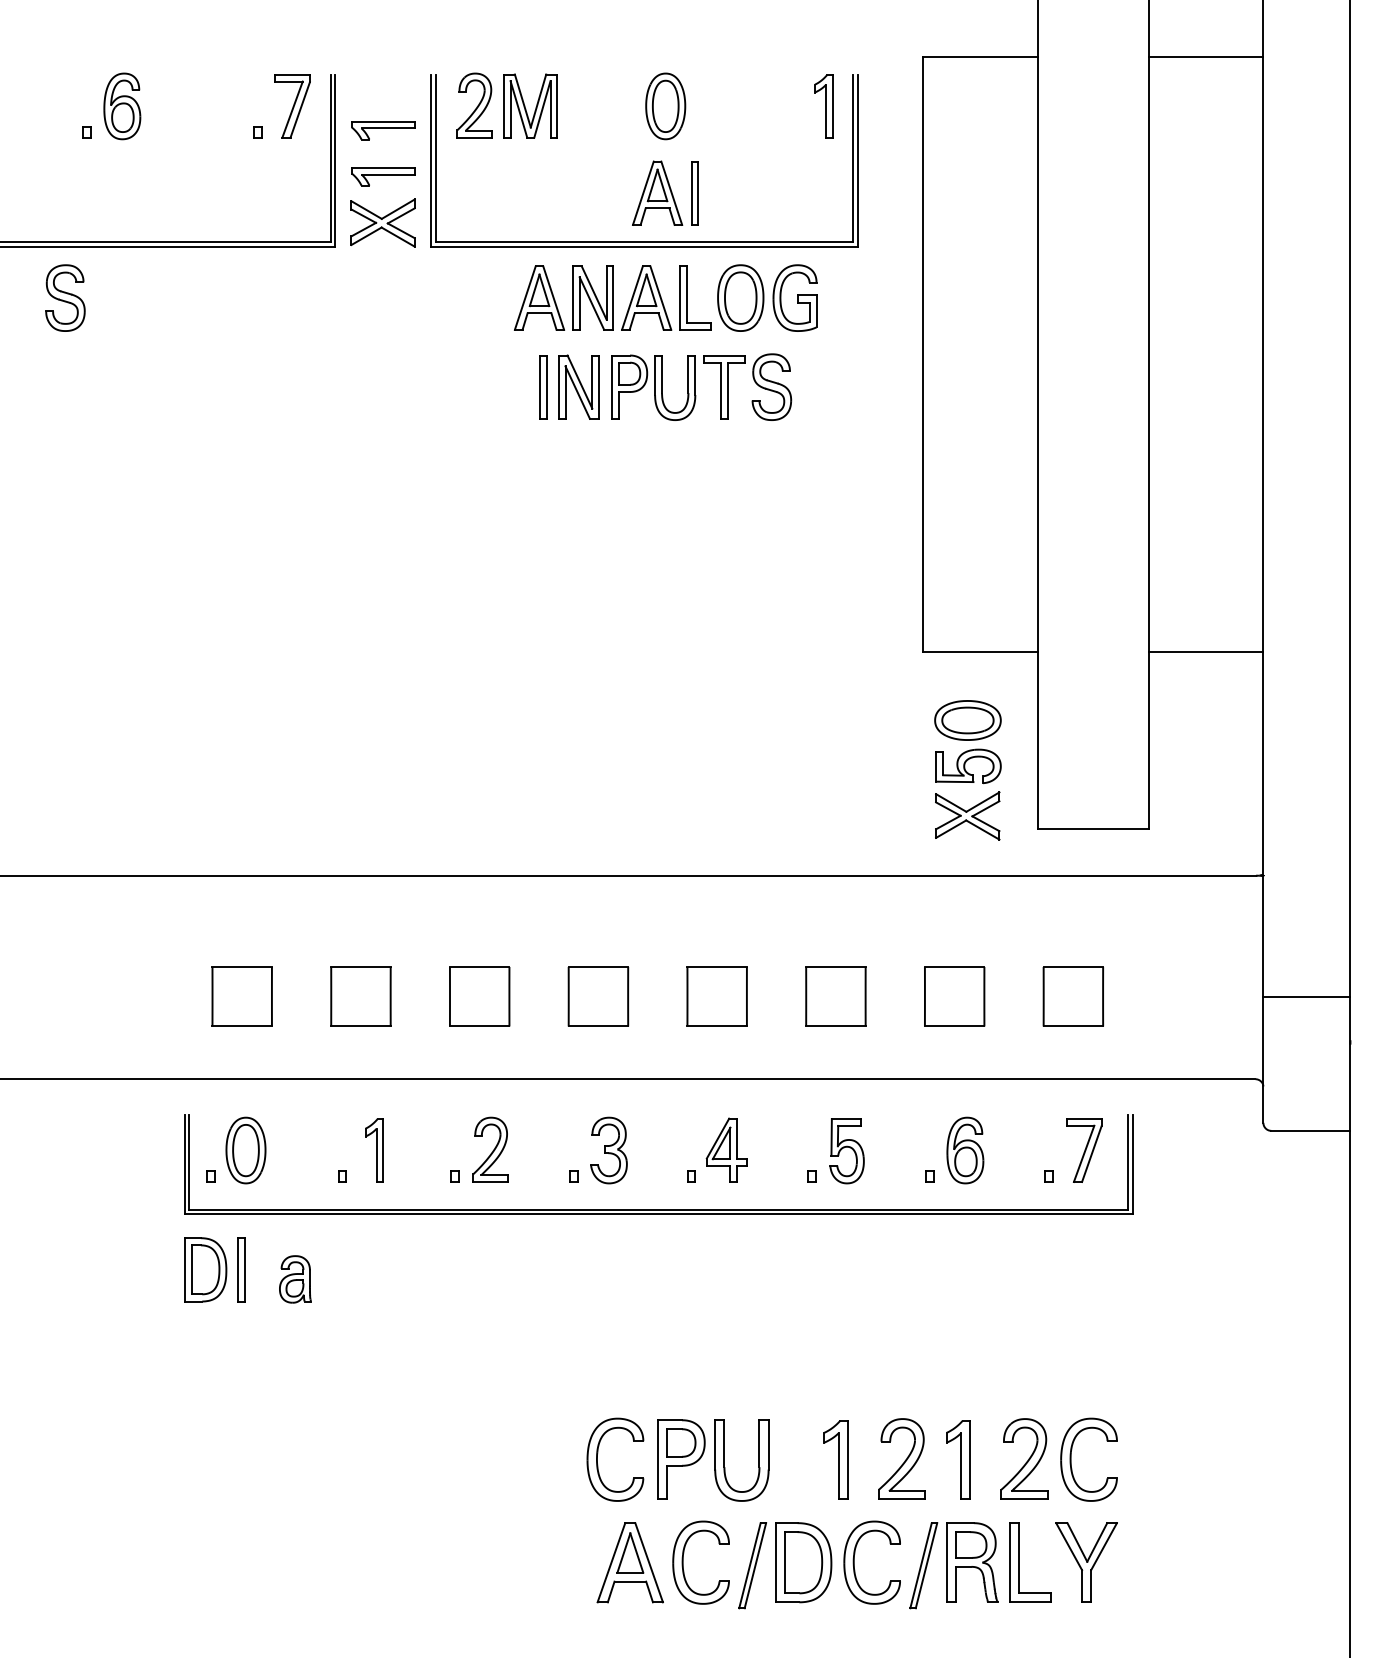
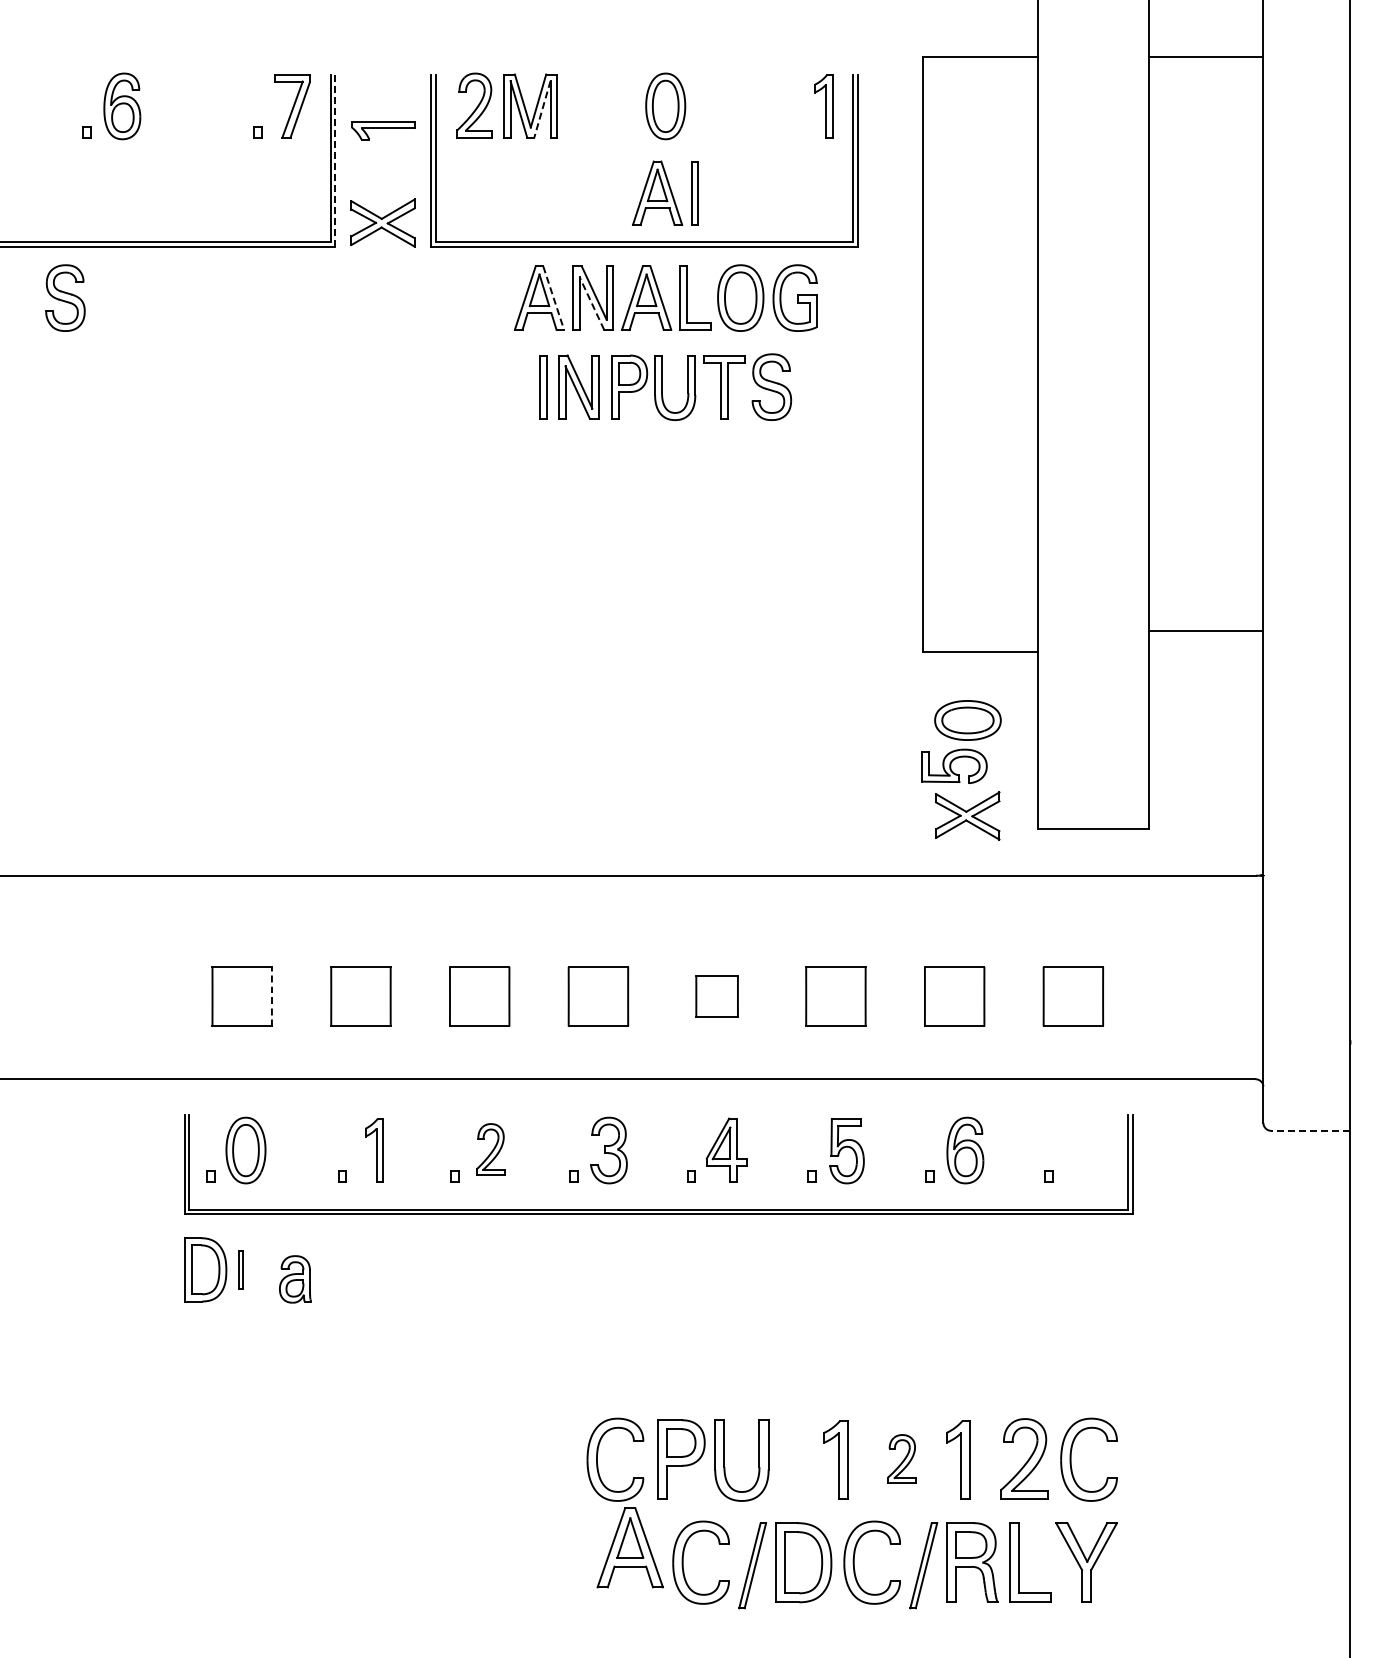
line: solid -> dashed (542, 109)
line: solid -> dashed (335, 161)
part: present -> none (383, 176)
line: solid -> dashed (553, 298)
line: solid -> dashed (591, 303)
line position: (1205, 652) -> (1205, 631) (1205, 631)
part position: (968, 766) -> (954, 766) (954, 766)
line: solid -> dashed (271, 996)
part size: 62x61 px -> 44x43 px (716, 996)
line: present -> none (1306, 996)
line: solid -> dashed (1310, 1130)
part size: 37x67 px -> 30x53 px (490, 1149)
part: present -> none (1084, 1150)
part size: 9x66 px -> 6x40 px (240, 1269)
part size: 48x82 px -> 30x50 px (901, 1458)
part position: (629, 1562) -> (629, 1547) (629, 1547)
